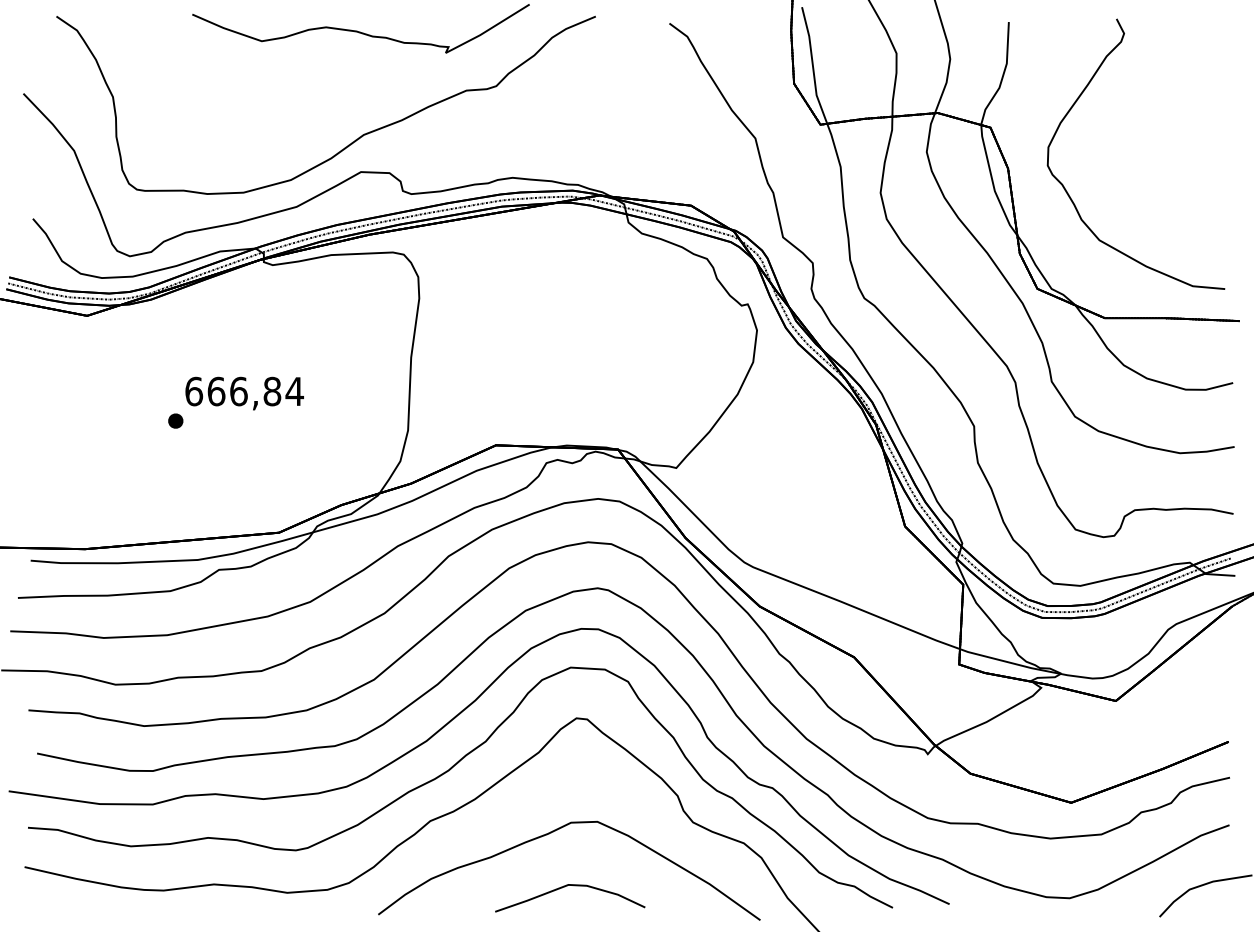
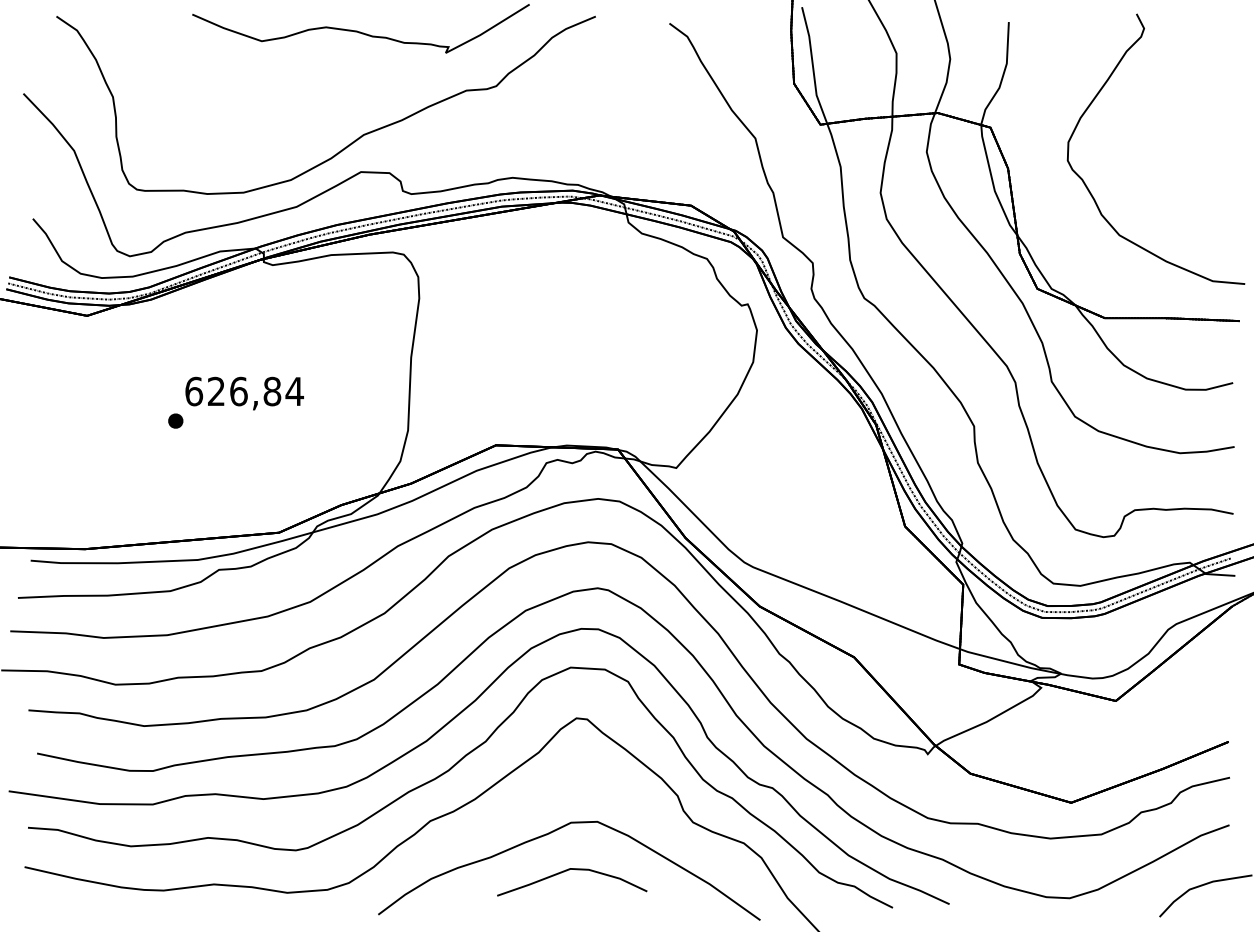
part position: (1072, 108) -> (1092, 103) (1092, 103)
text: 666,84 -> 626,84 (216, 391)
curve position: (567, 886) -> (569, 870) (569, 870)
